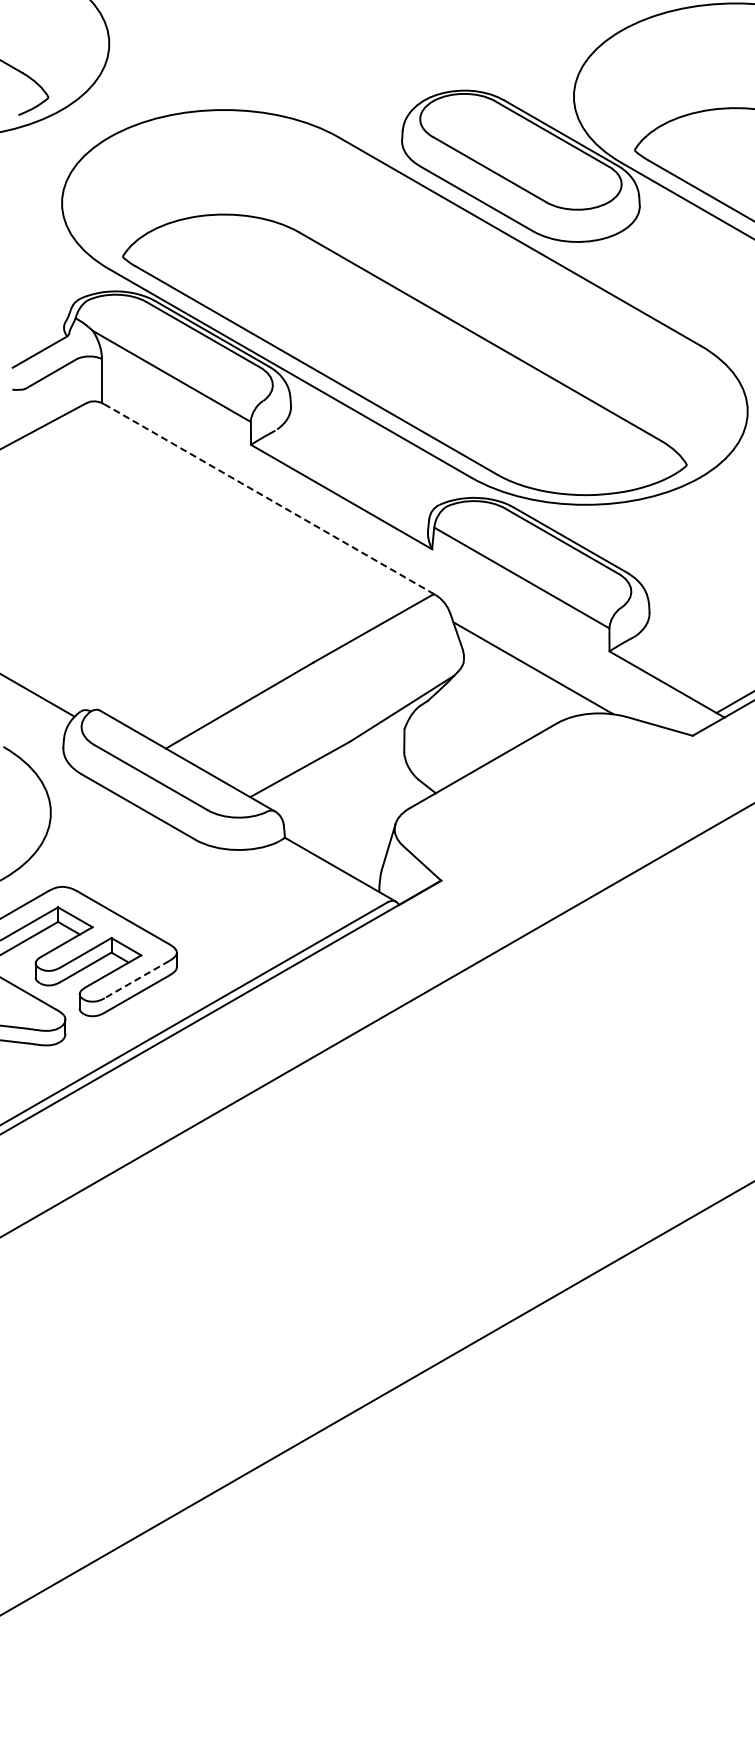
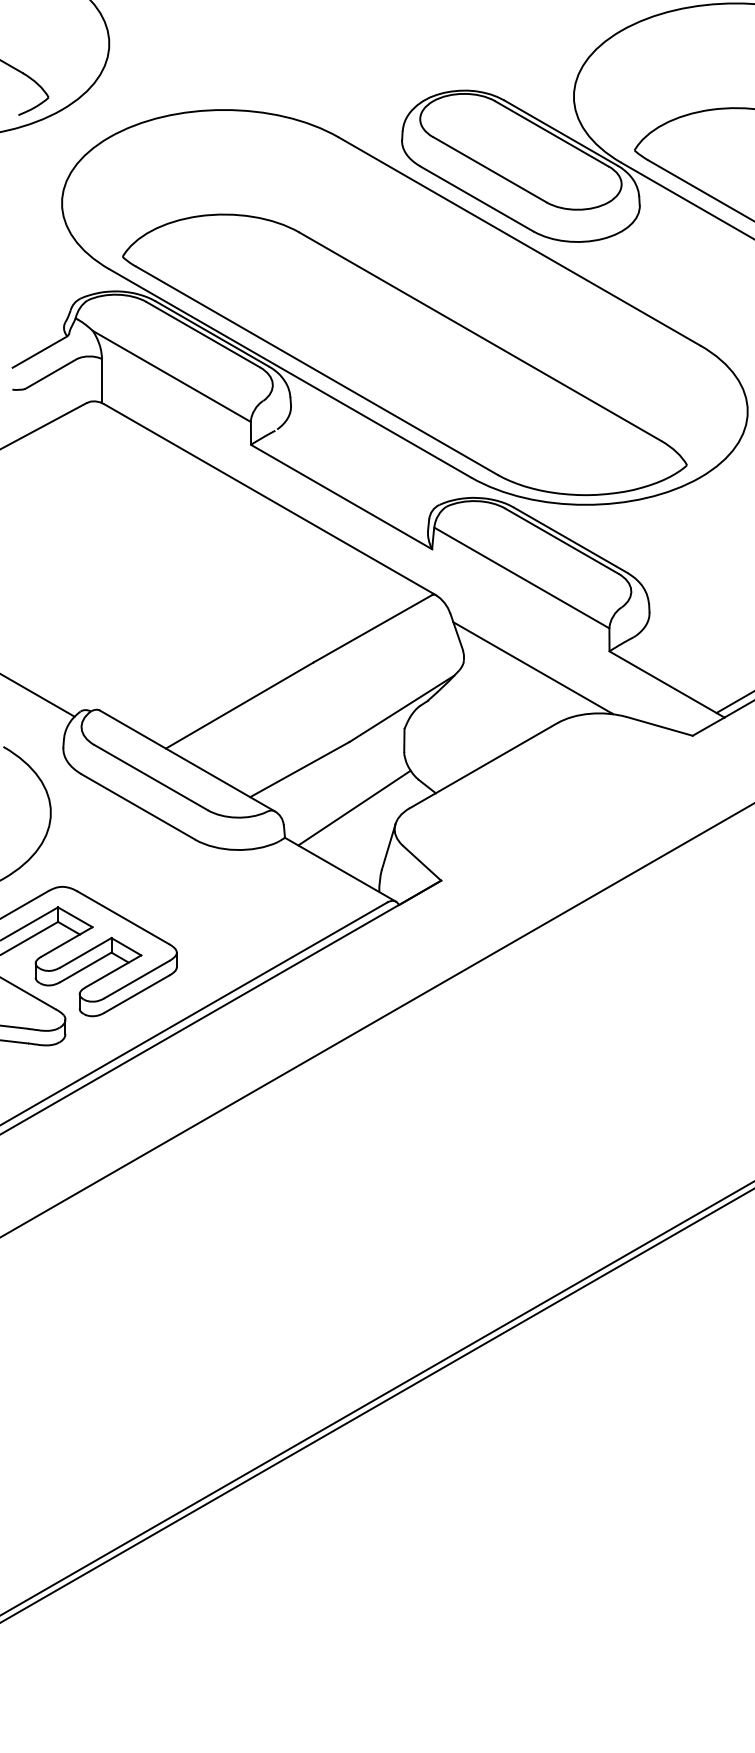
line: dashed -> solid (270, 499)
line: none -> present (354, 807)
line: dashed -> solid (136, 979)
line: none -> present (376, 1405)
